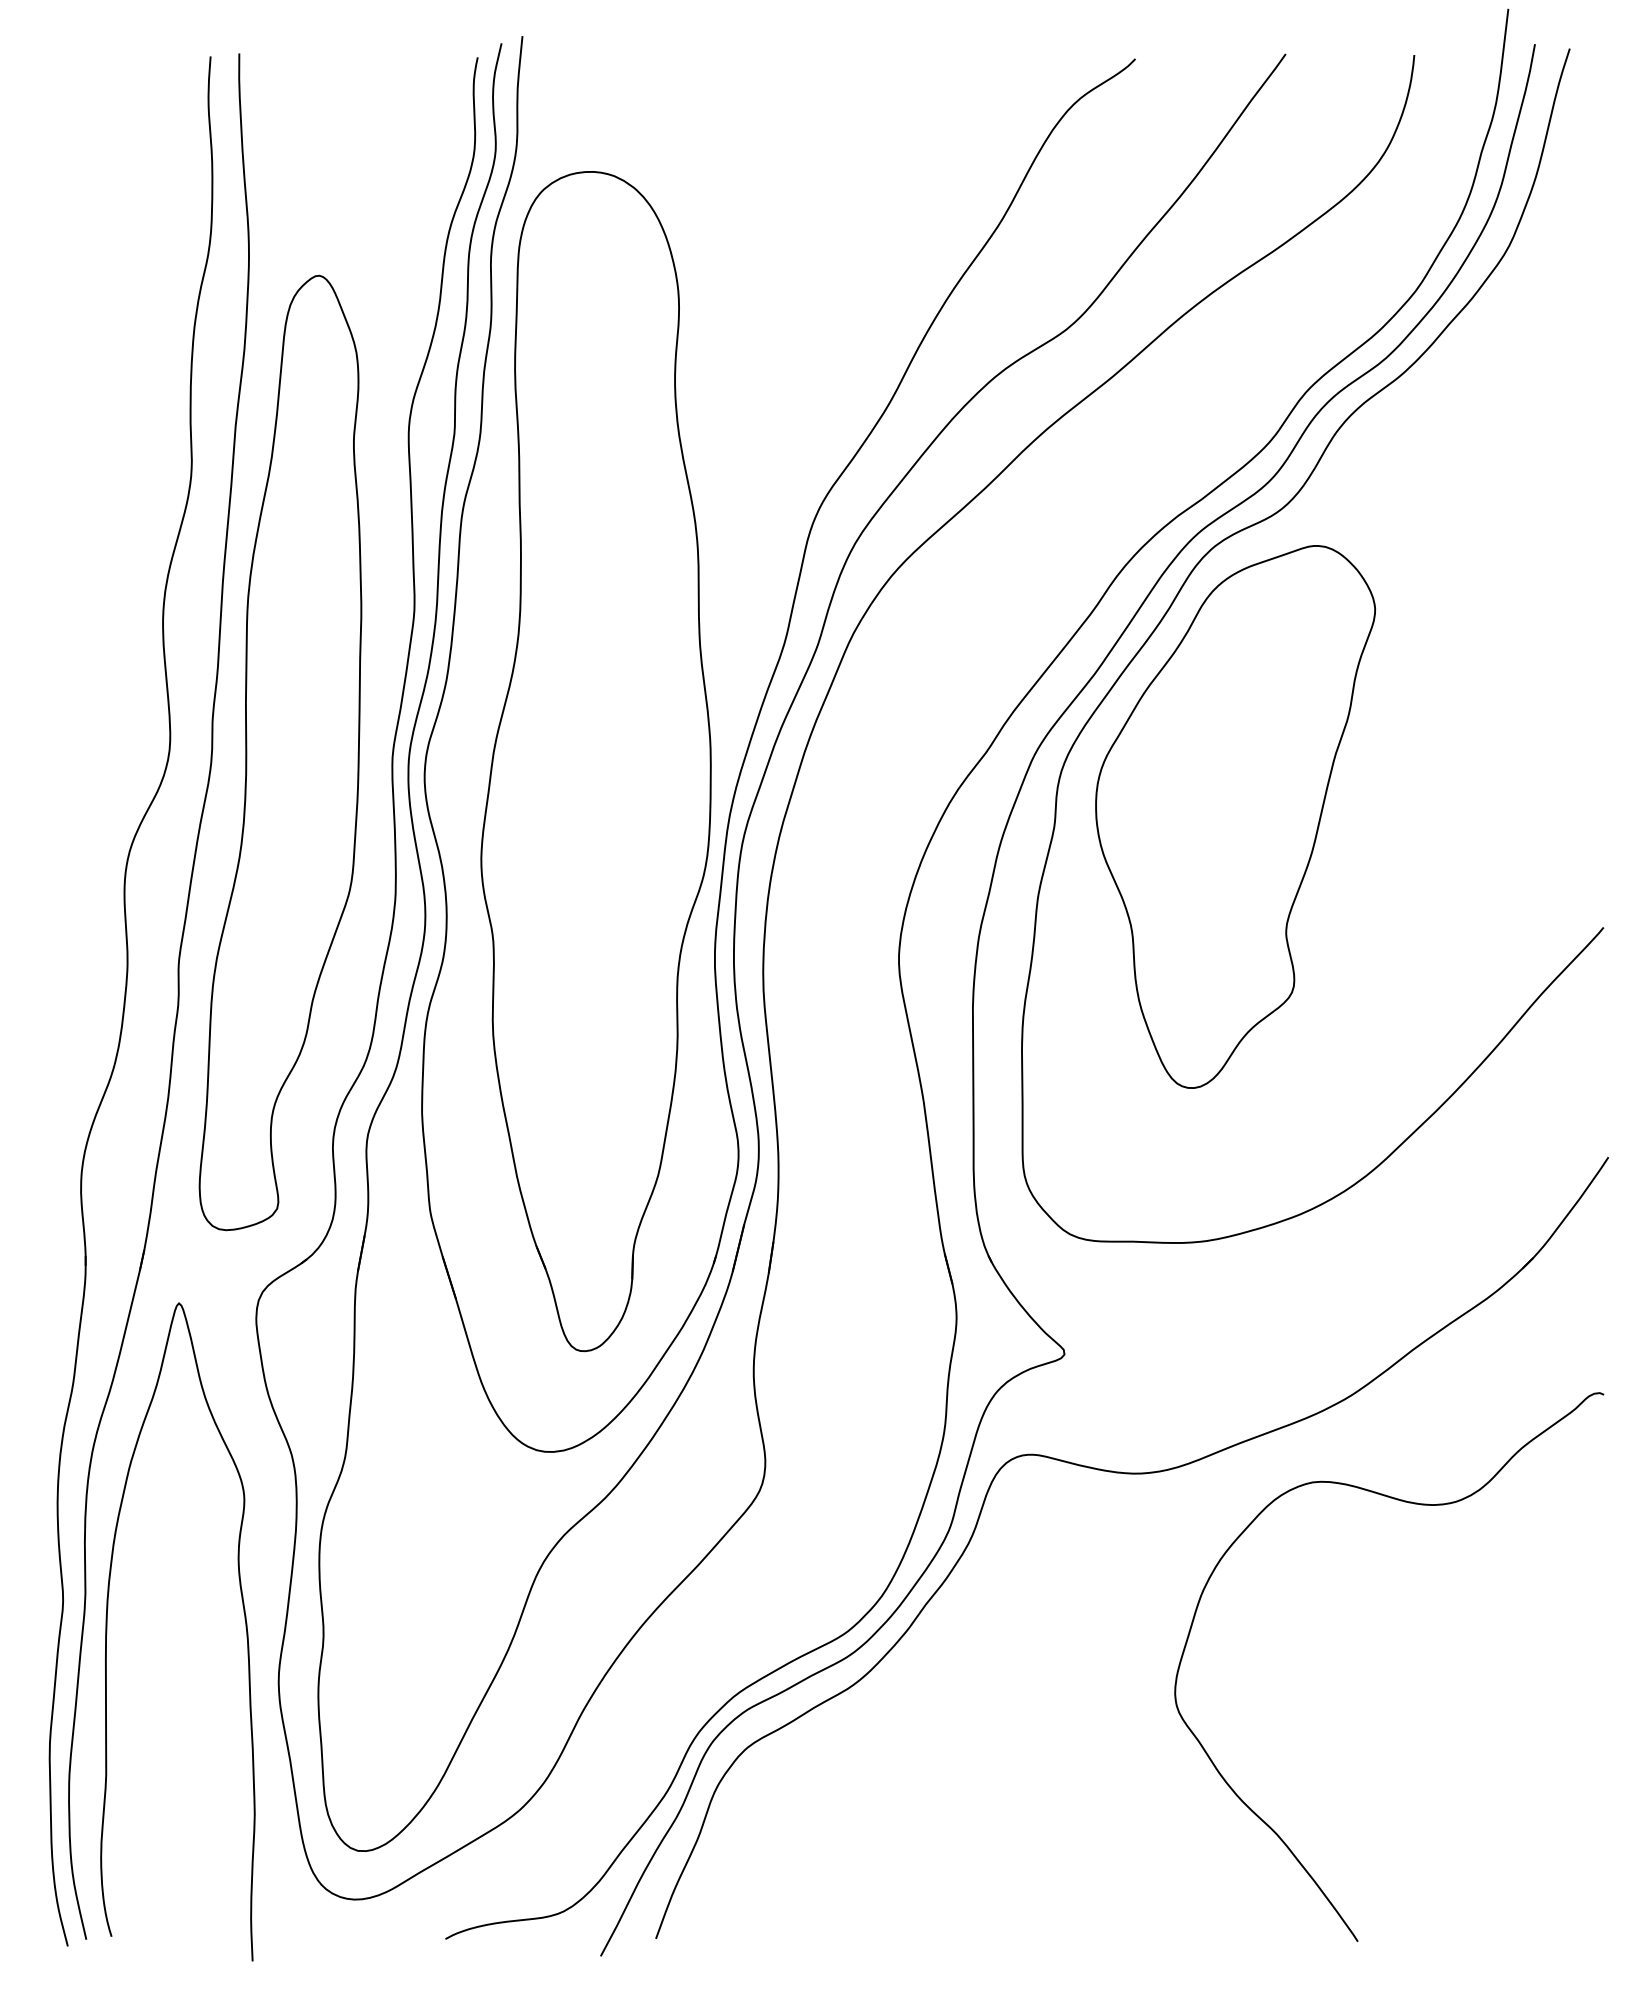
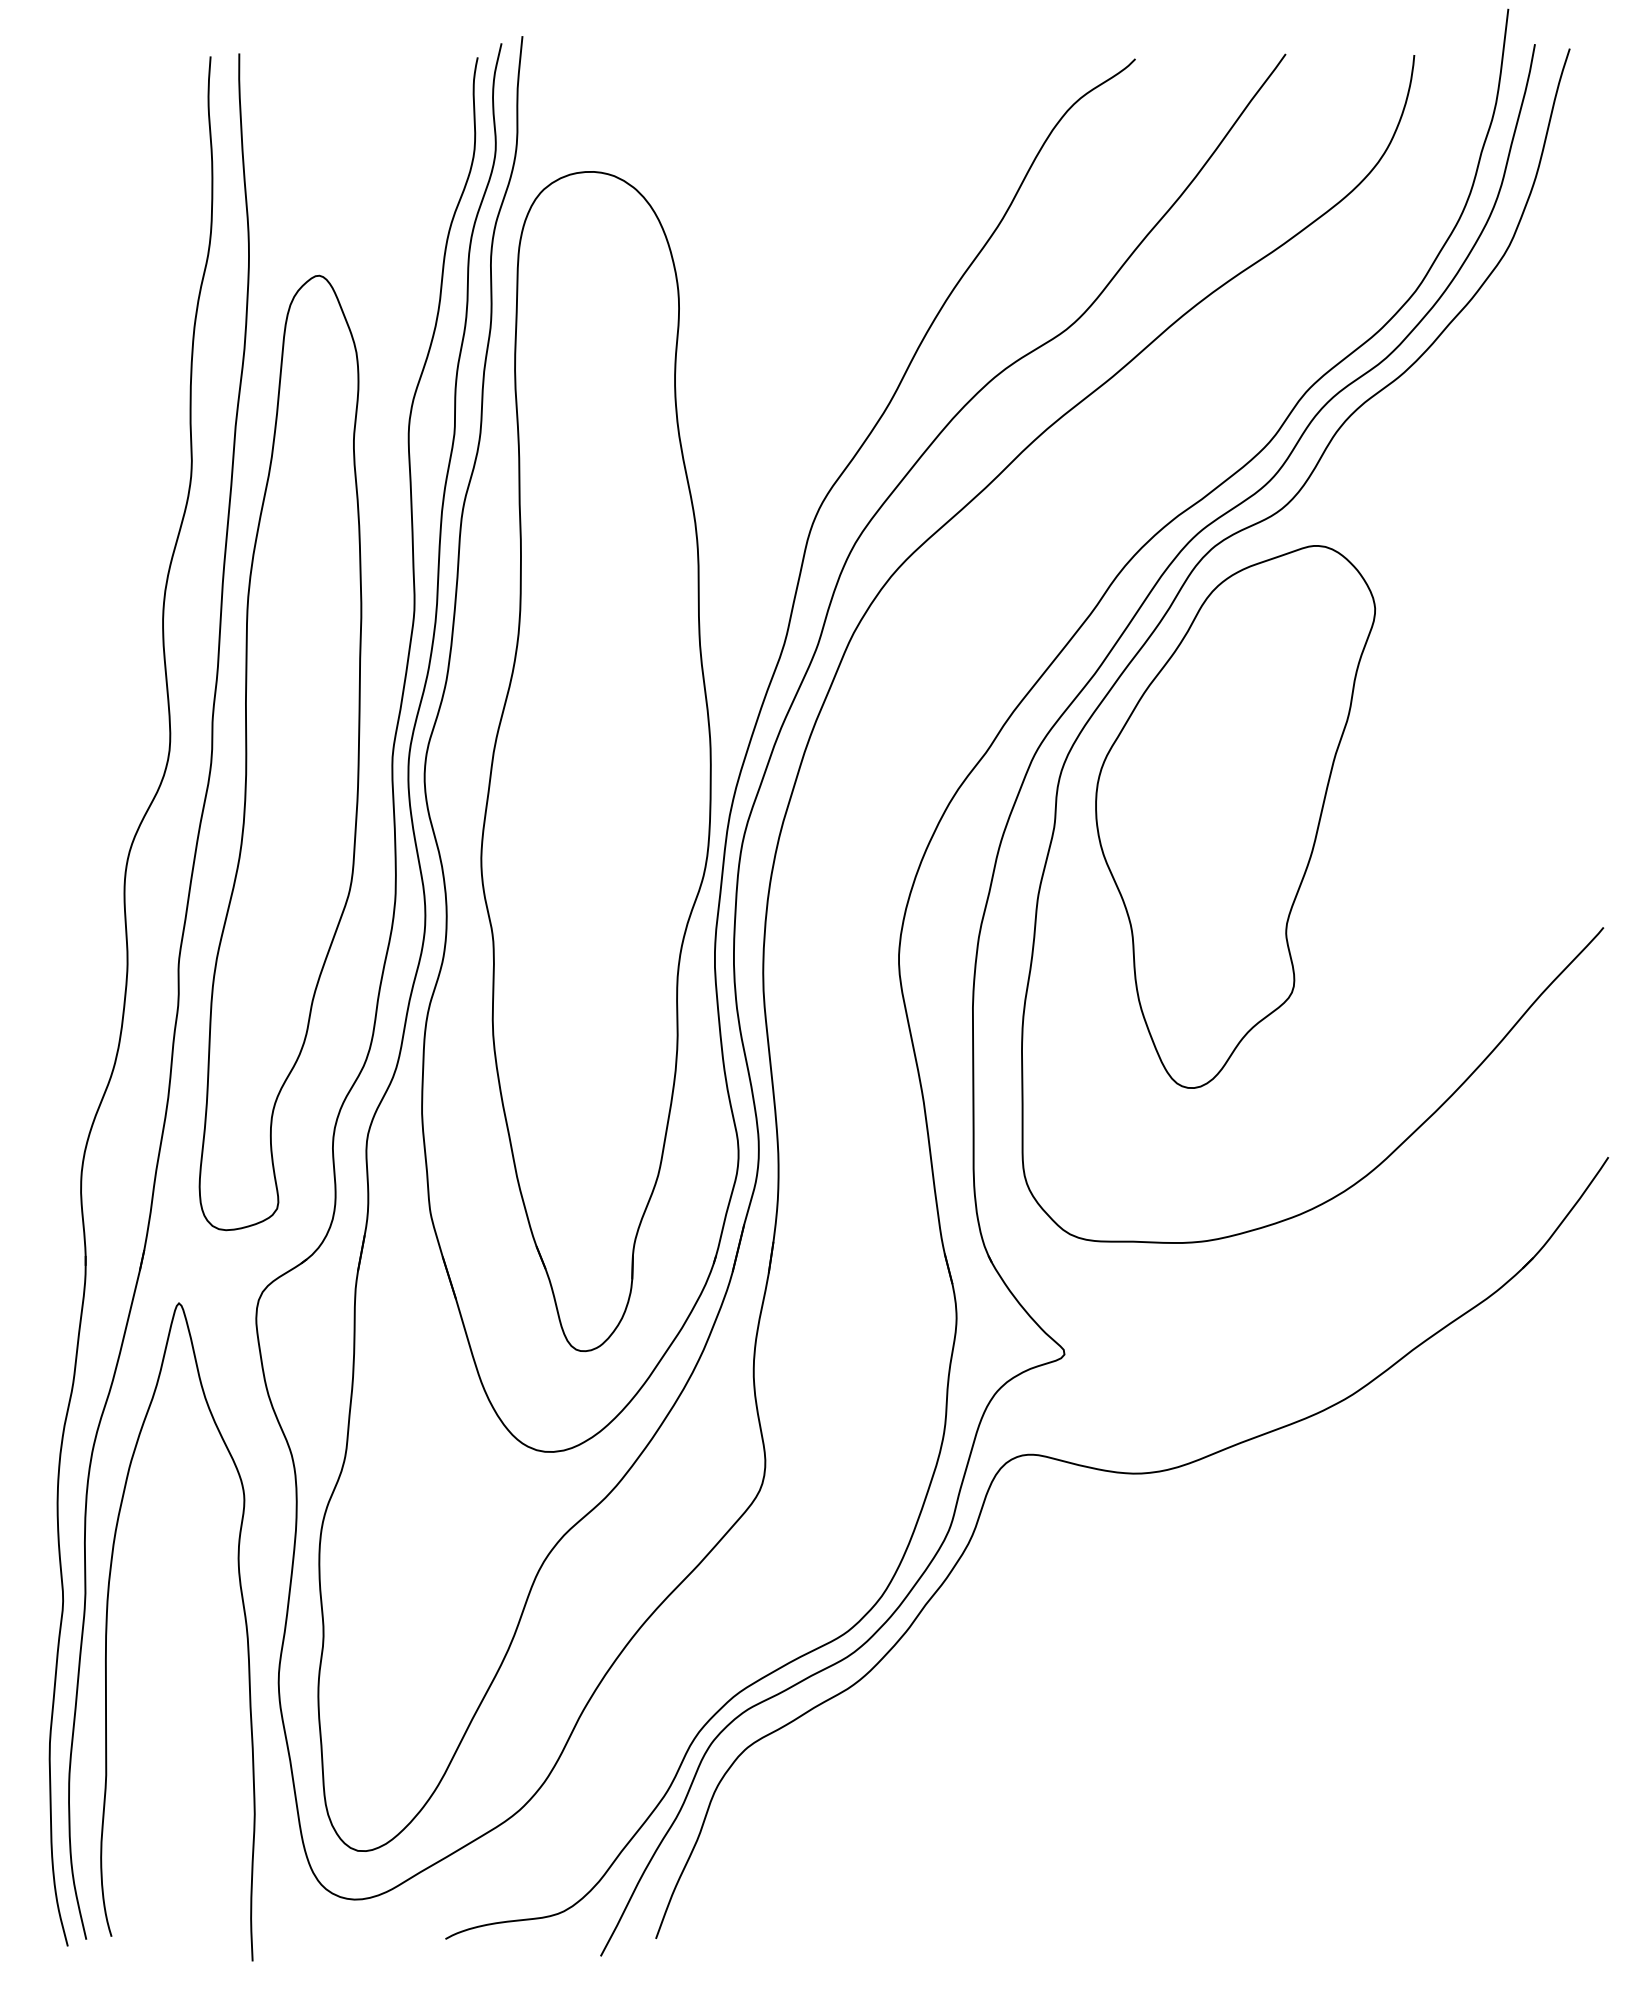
curve: present -> none (1414, 1504)
